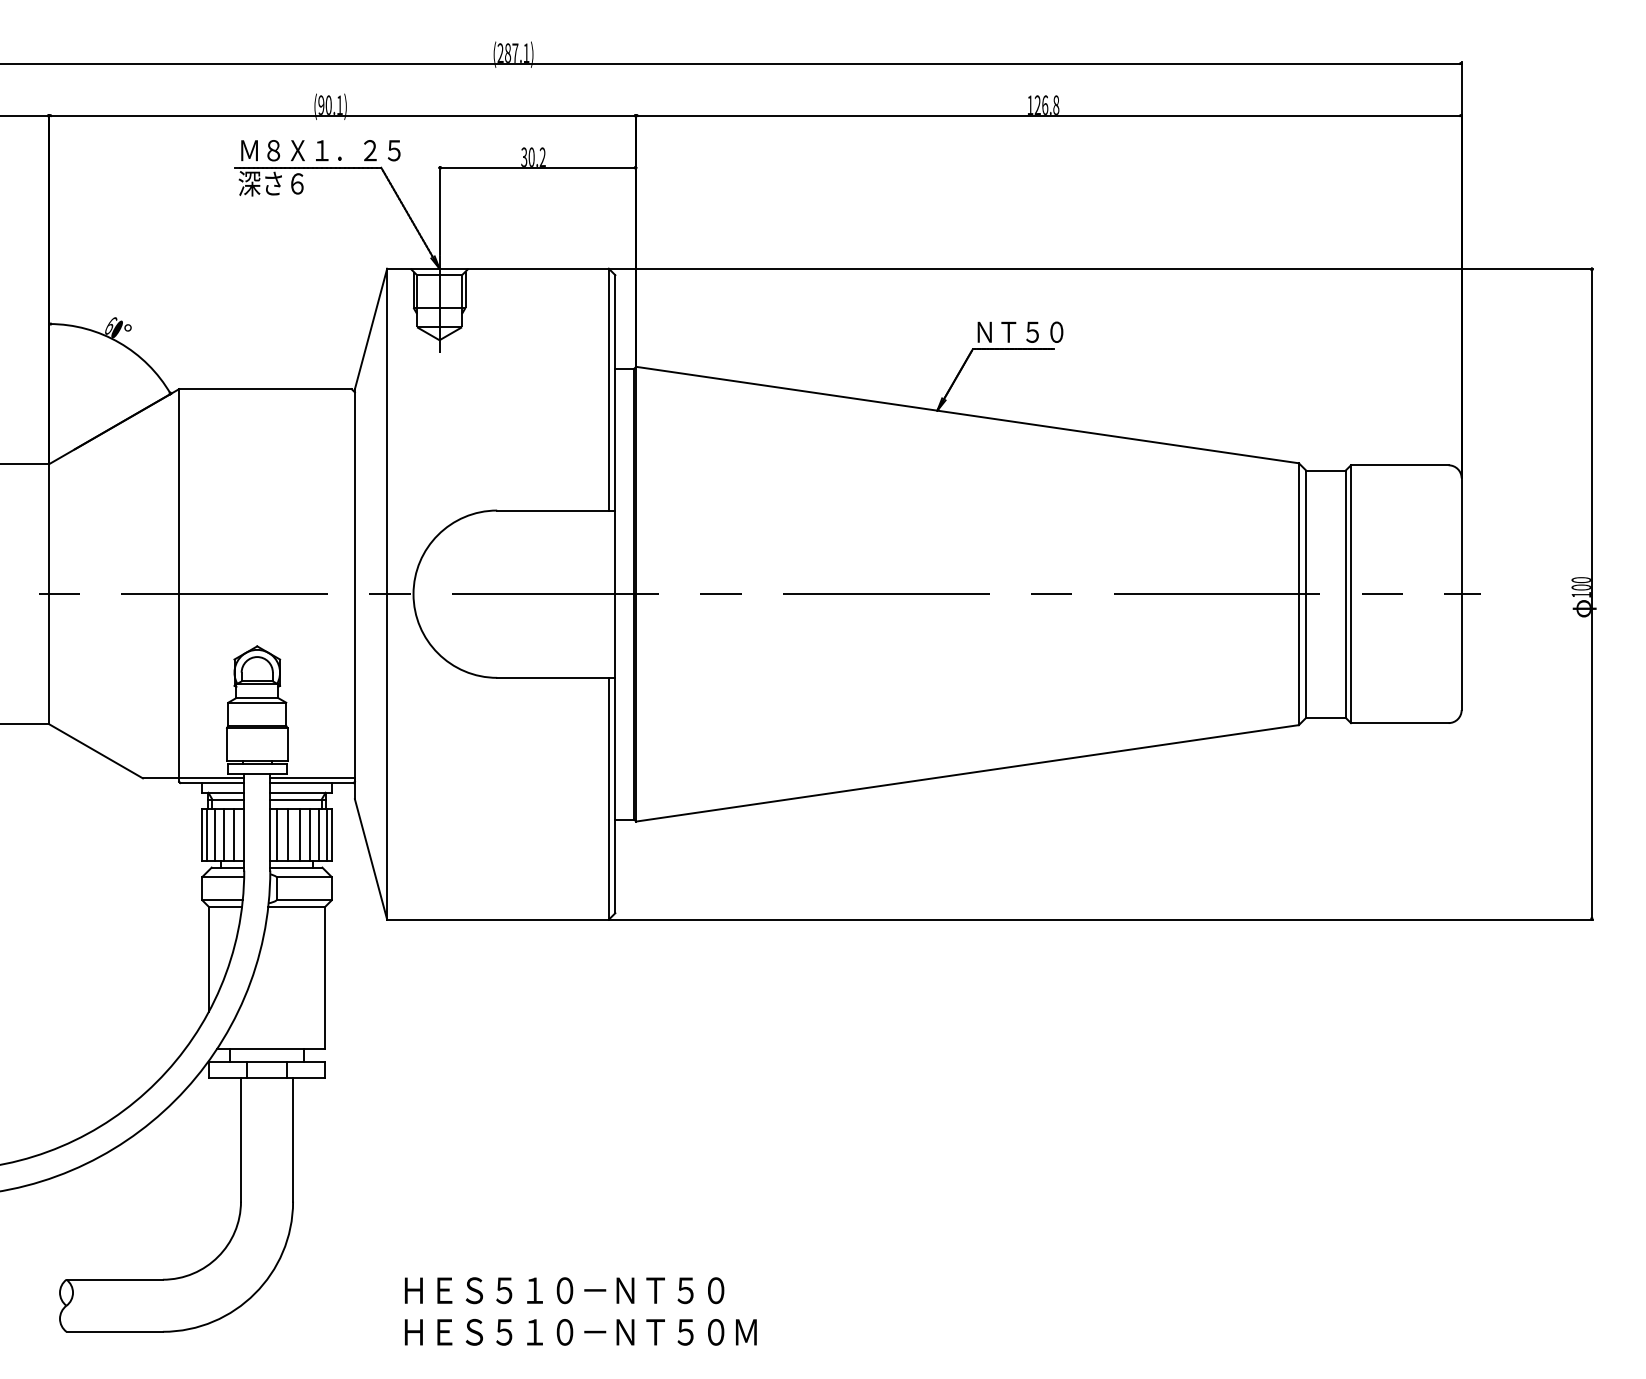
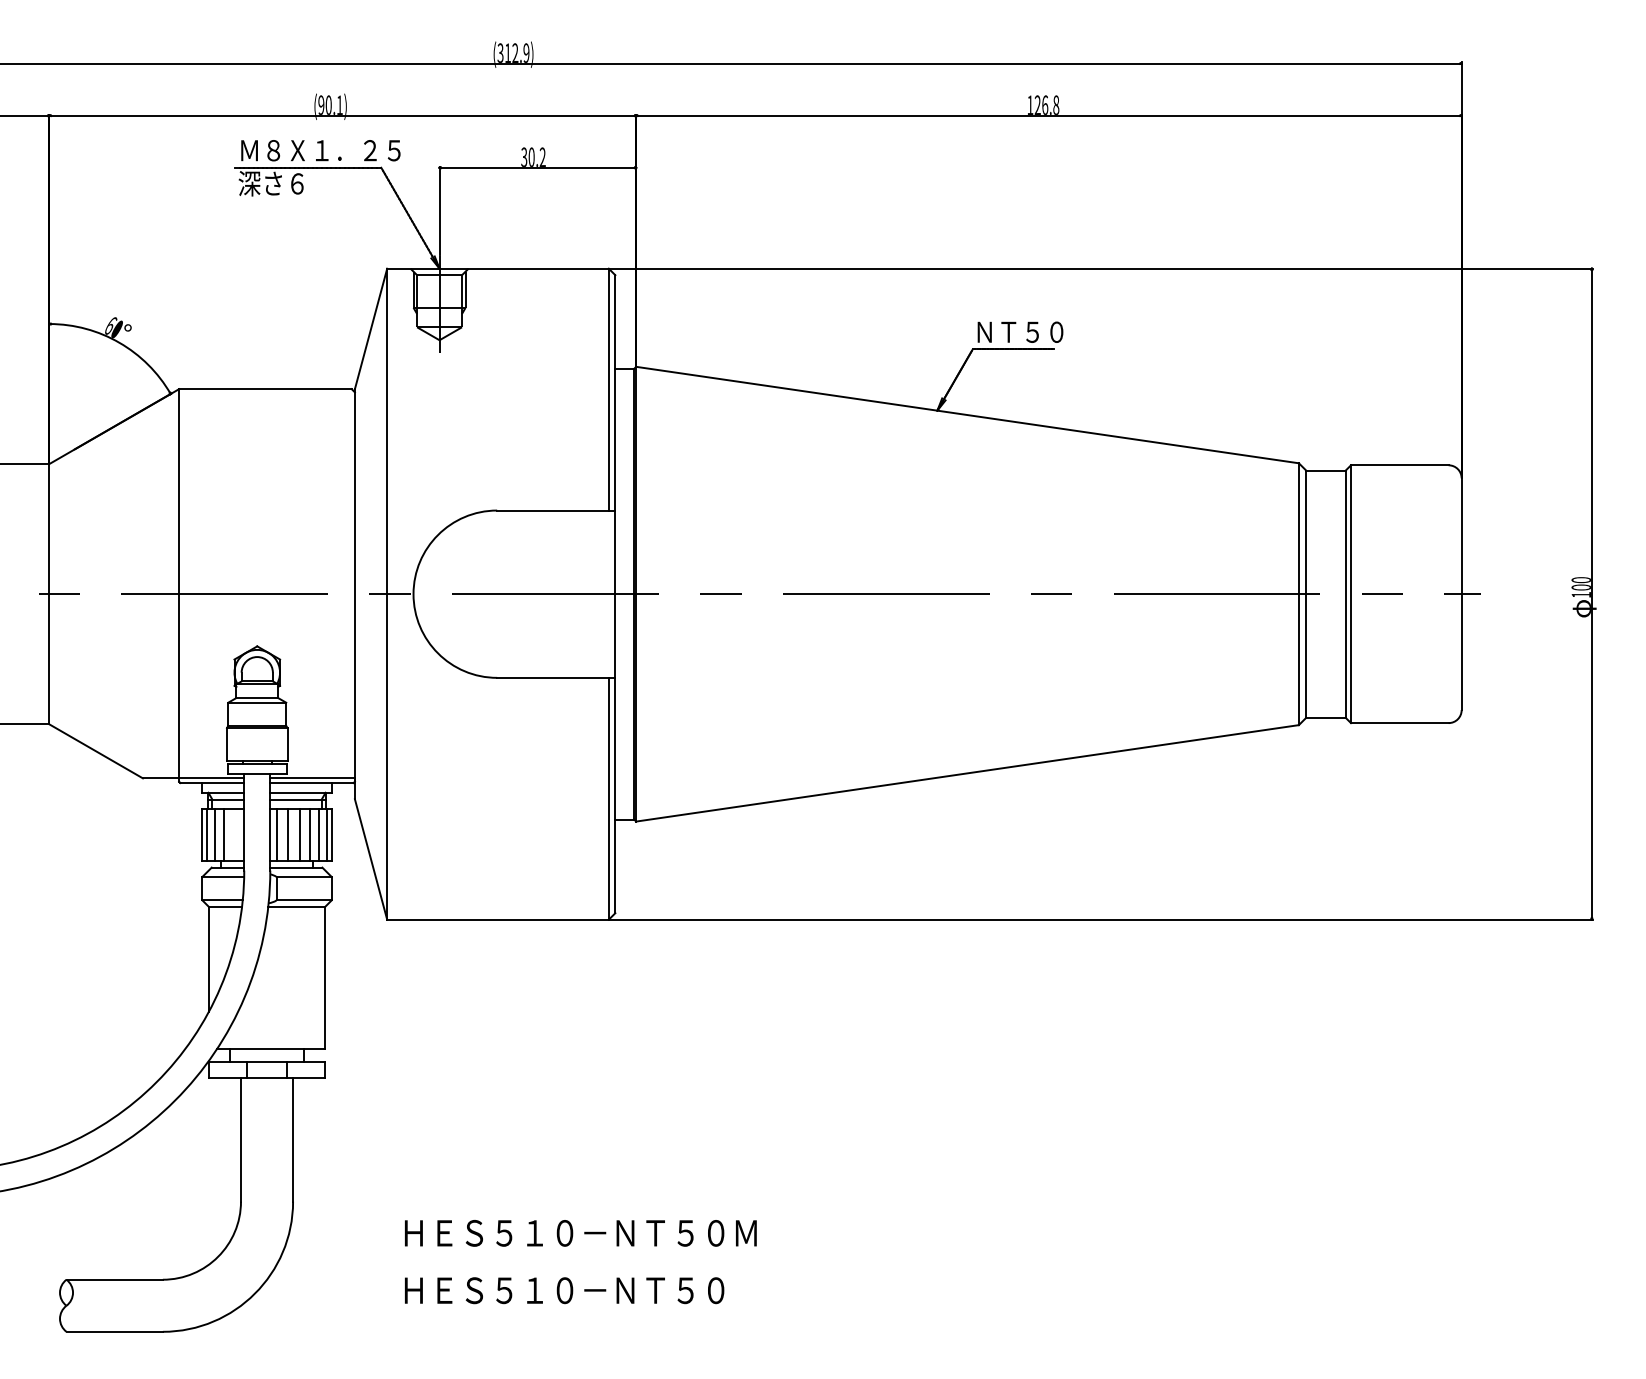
text: 287.1) -> 312.9) (513, 52)
line: present -> none (234, 835)
text position: (580, 1332) -> (580, 1233) (580, 1233)
